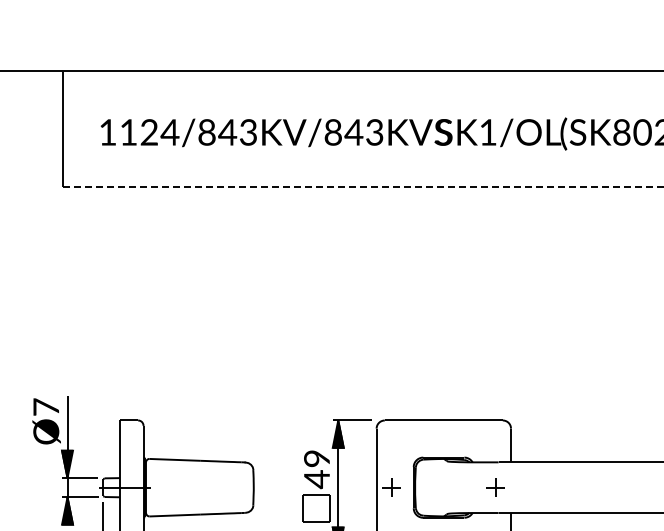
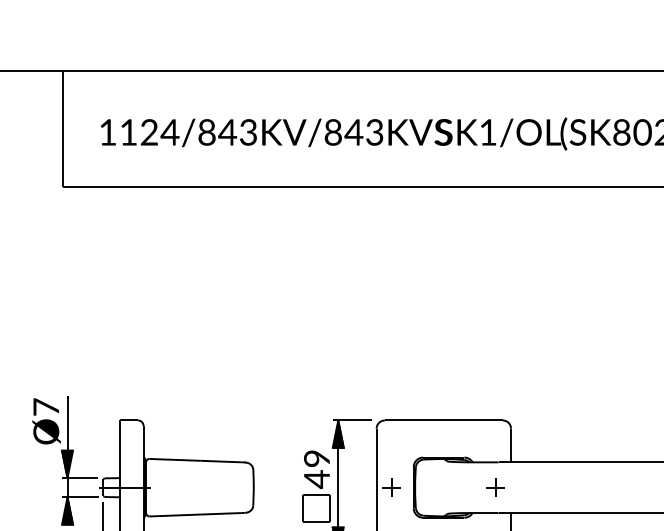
line: dashed -> solid (363, 186)
